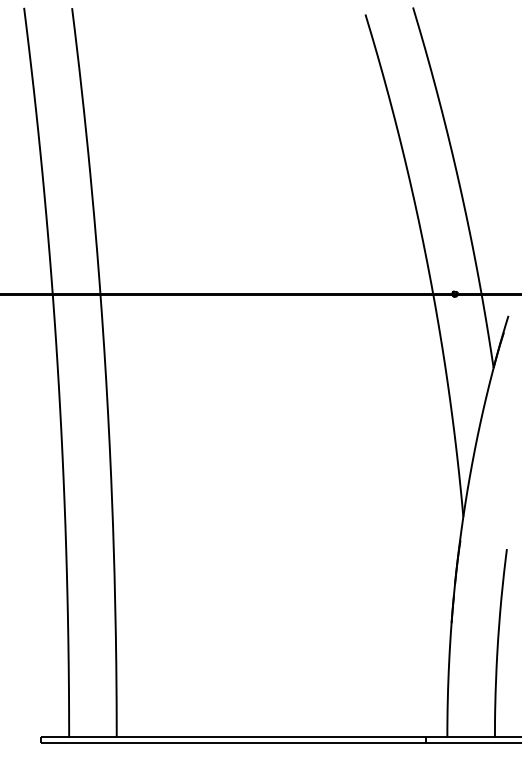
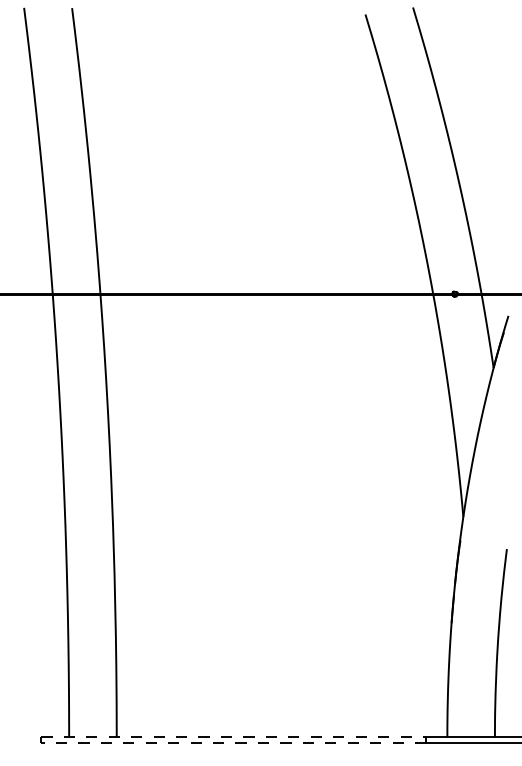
line: solid -> dashed (234, 737)
line: solid -> dashed (233, 743)
